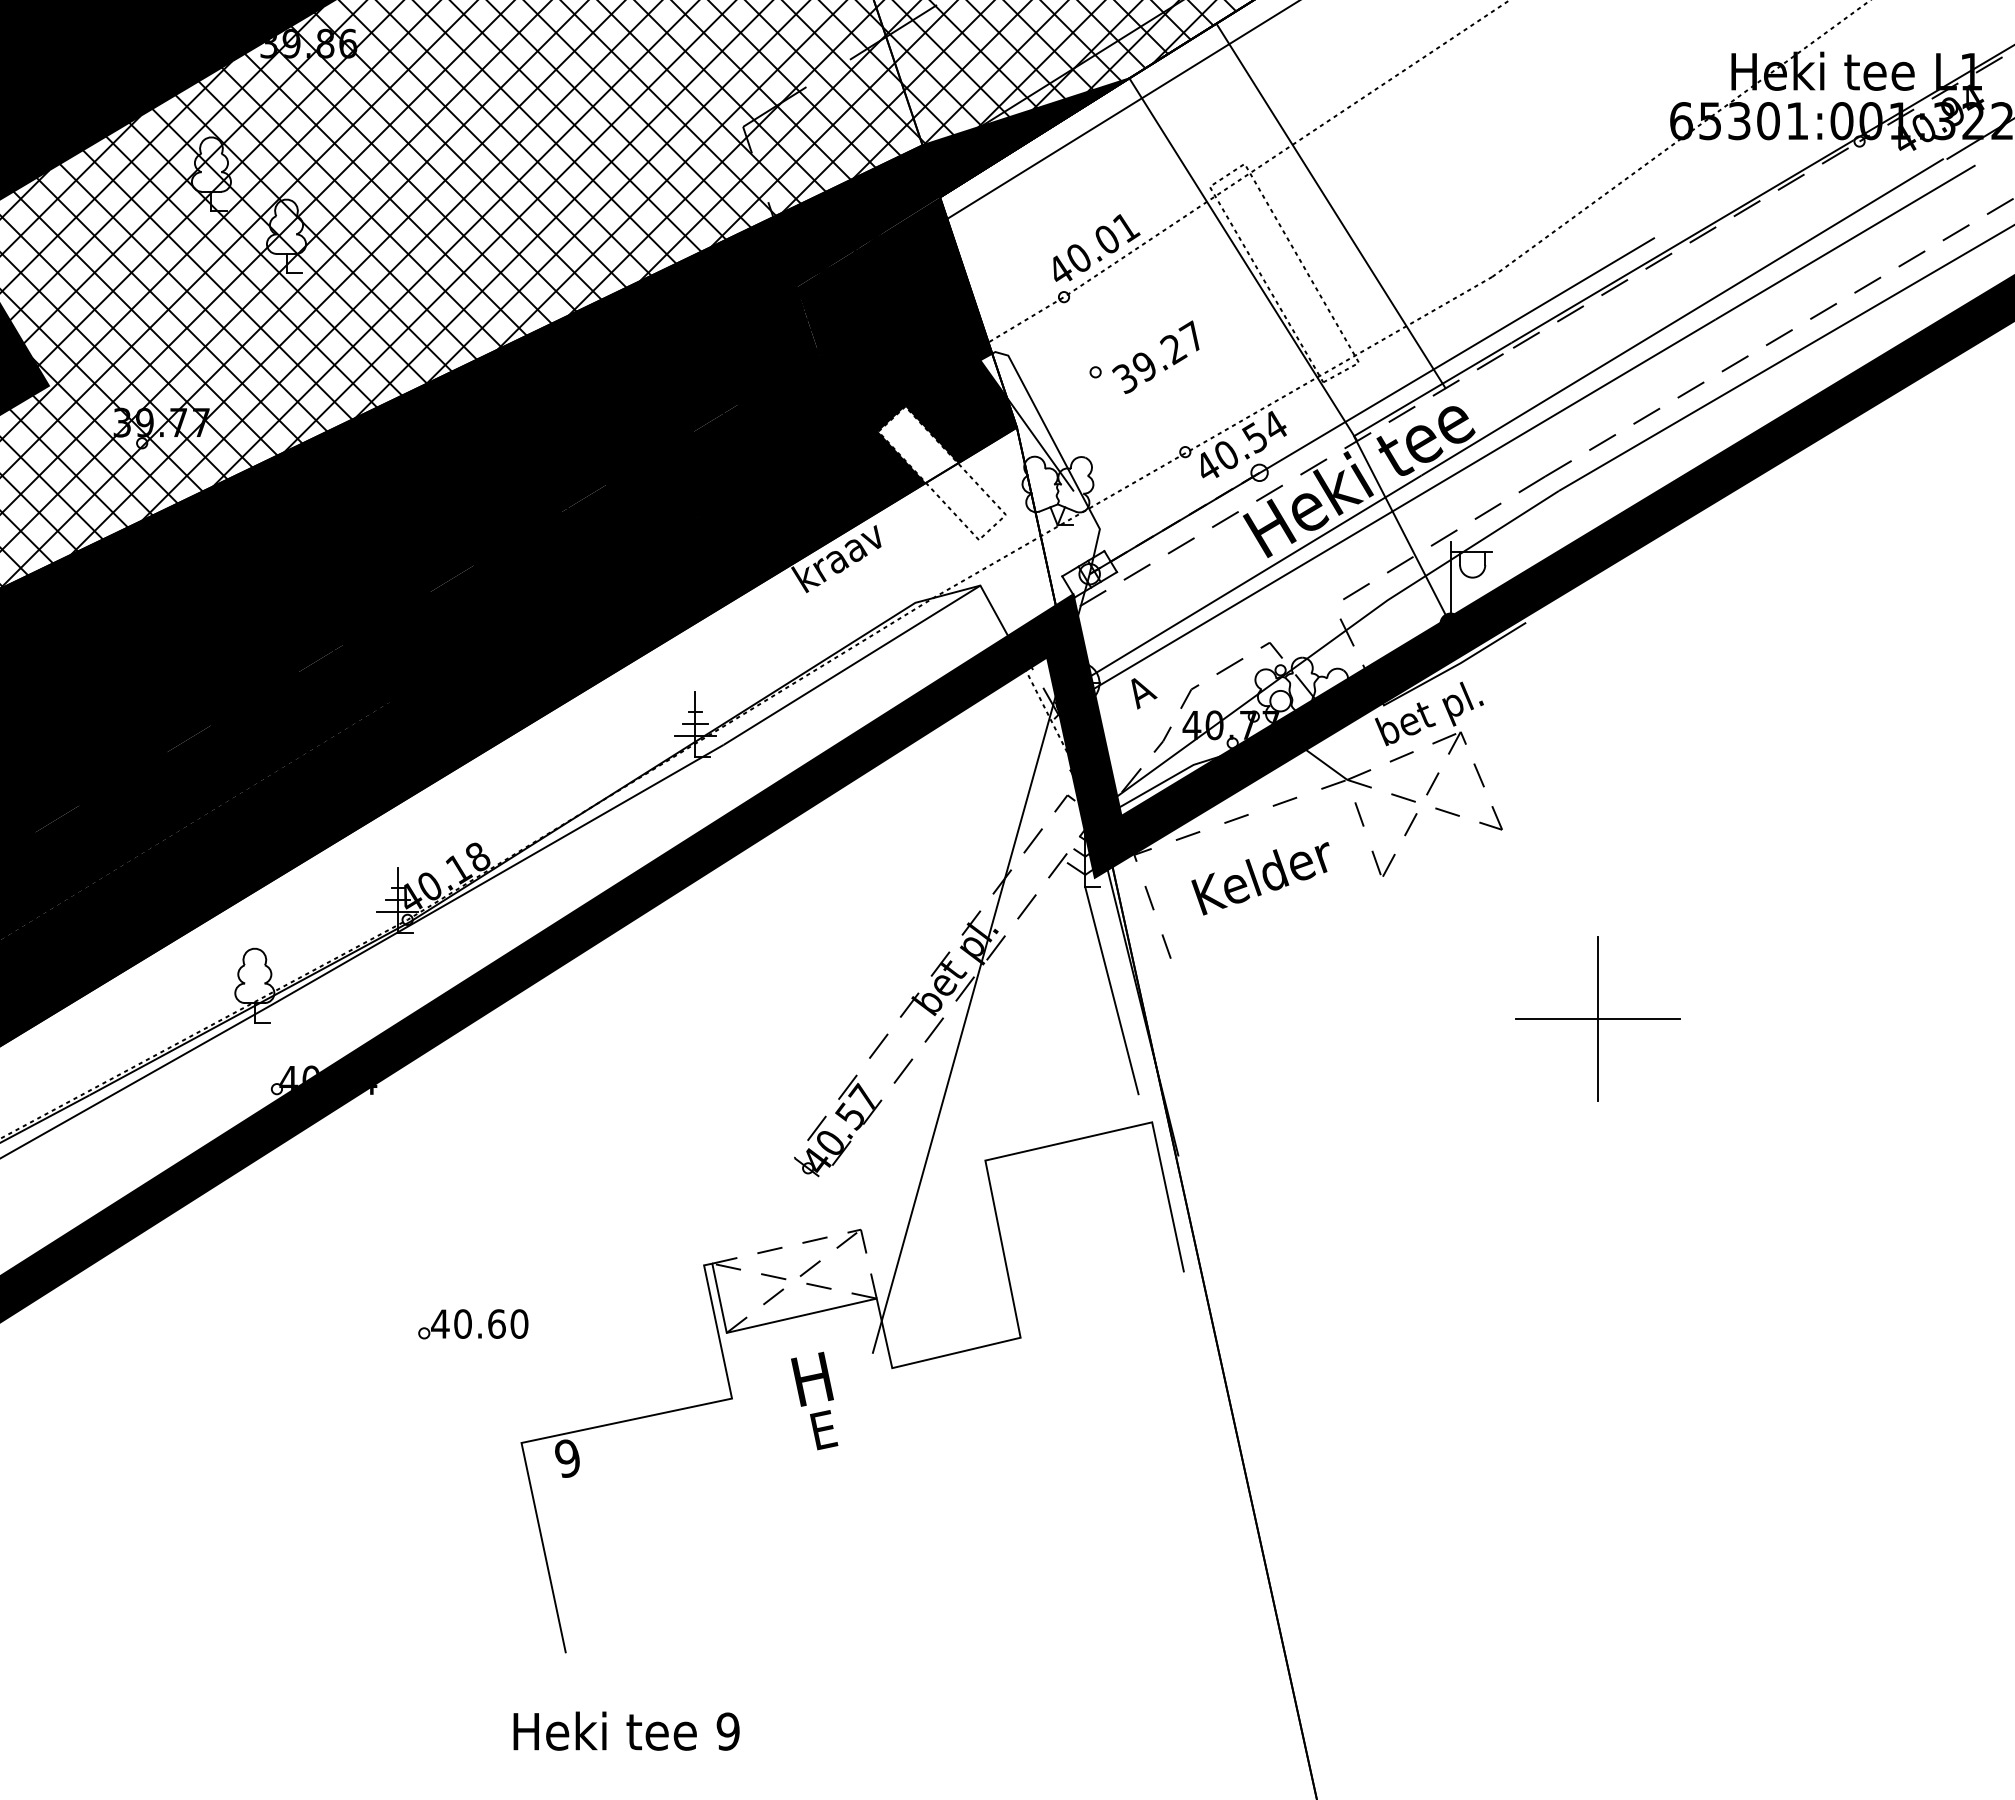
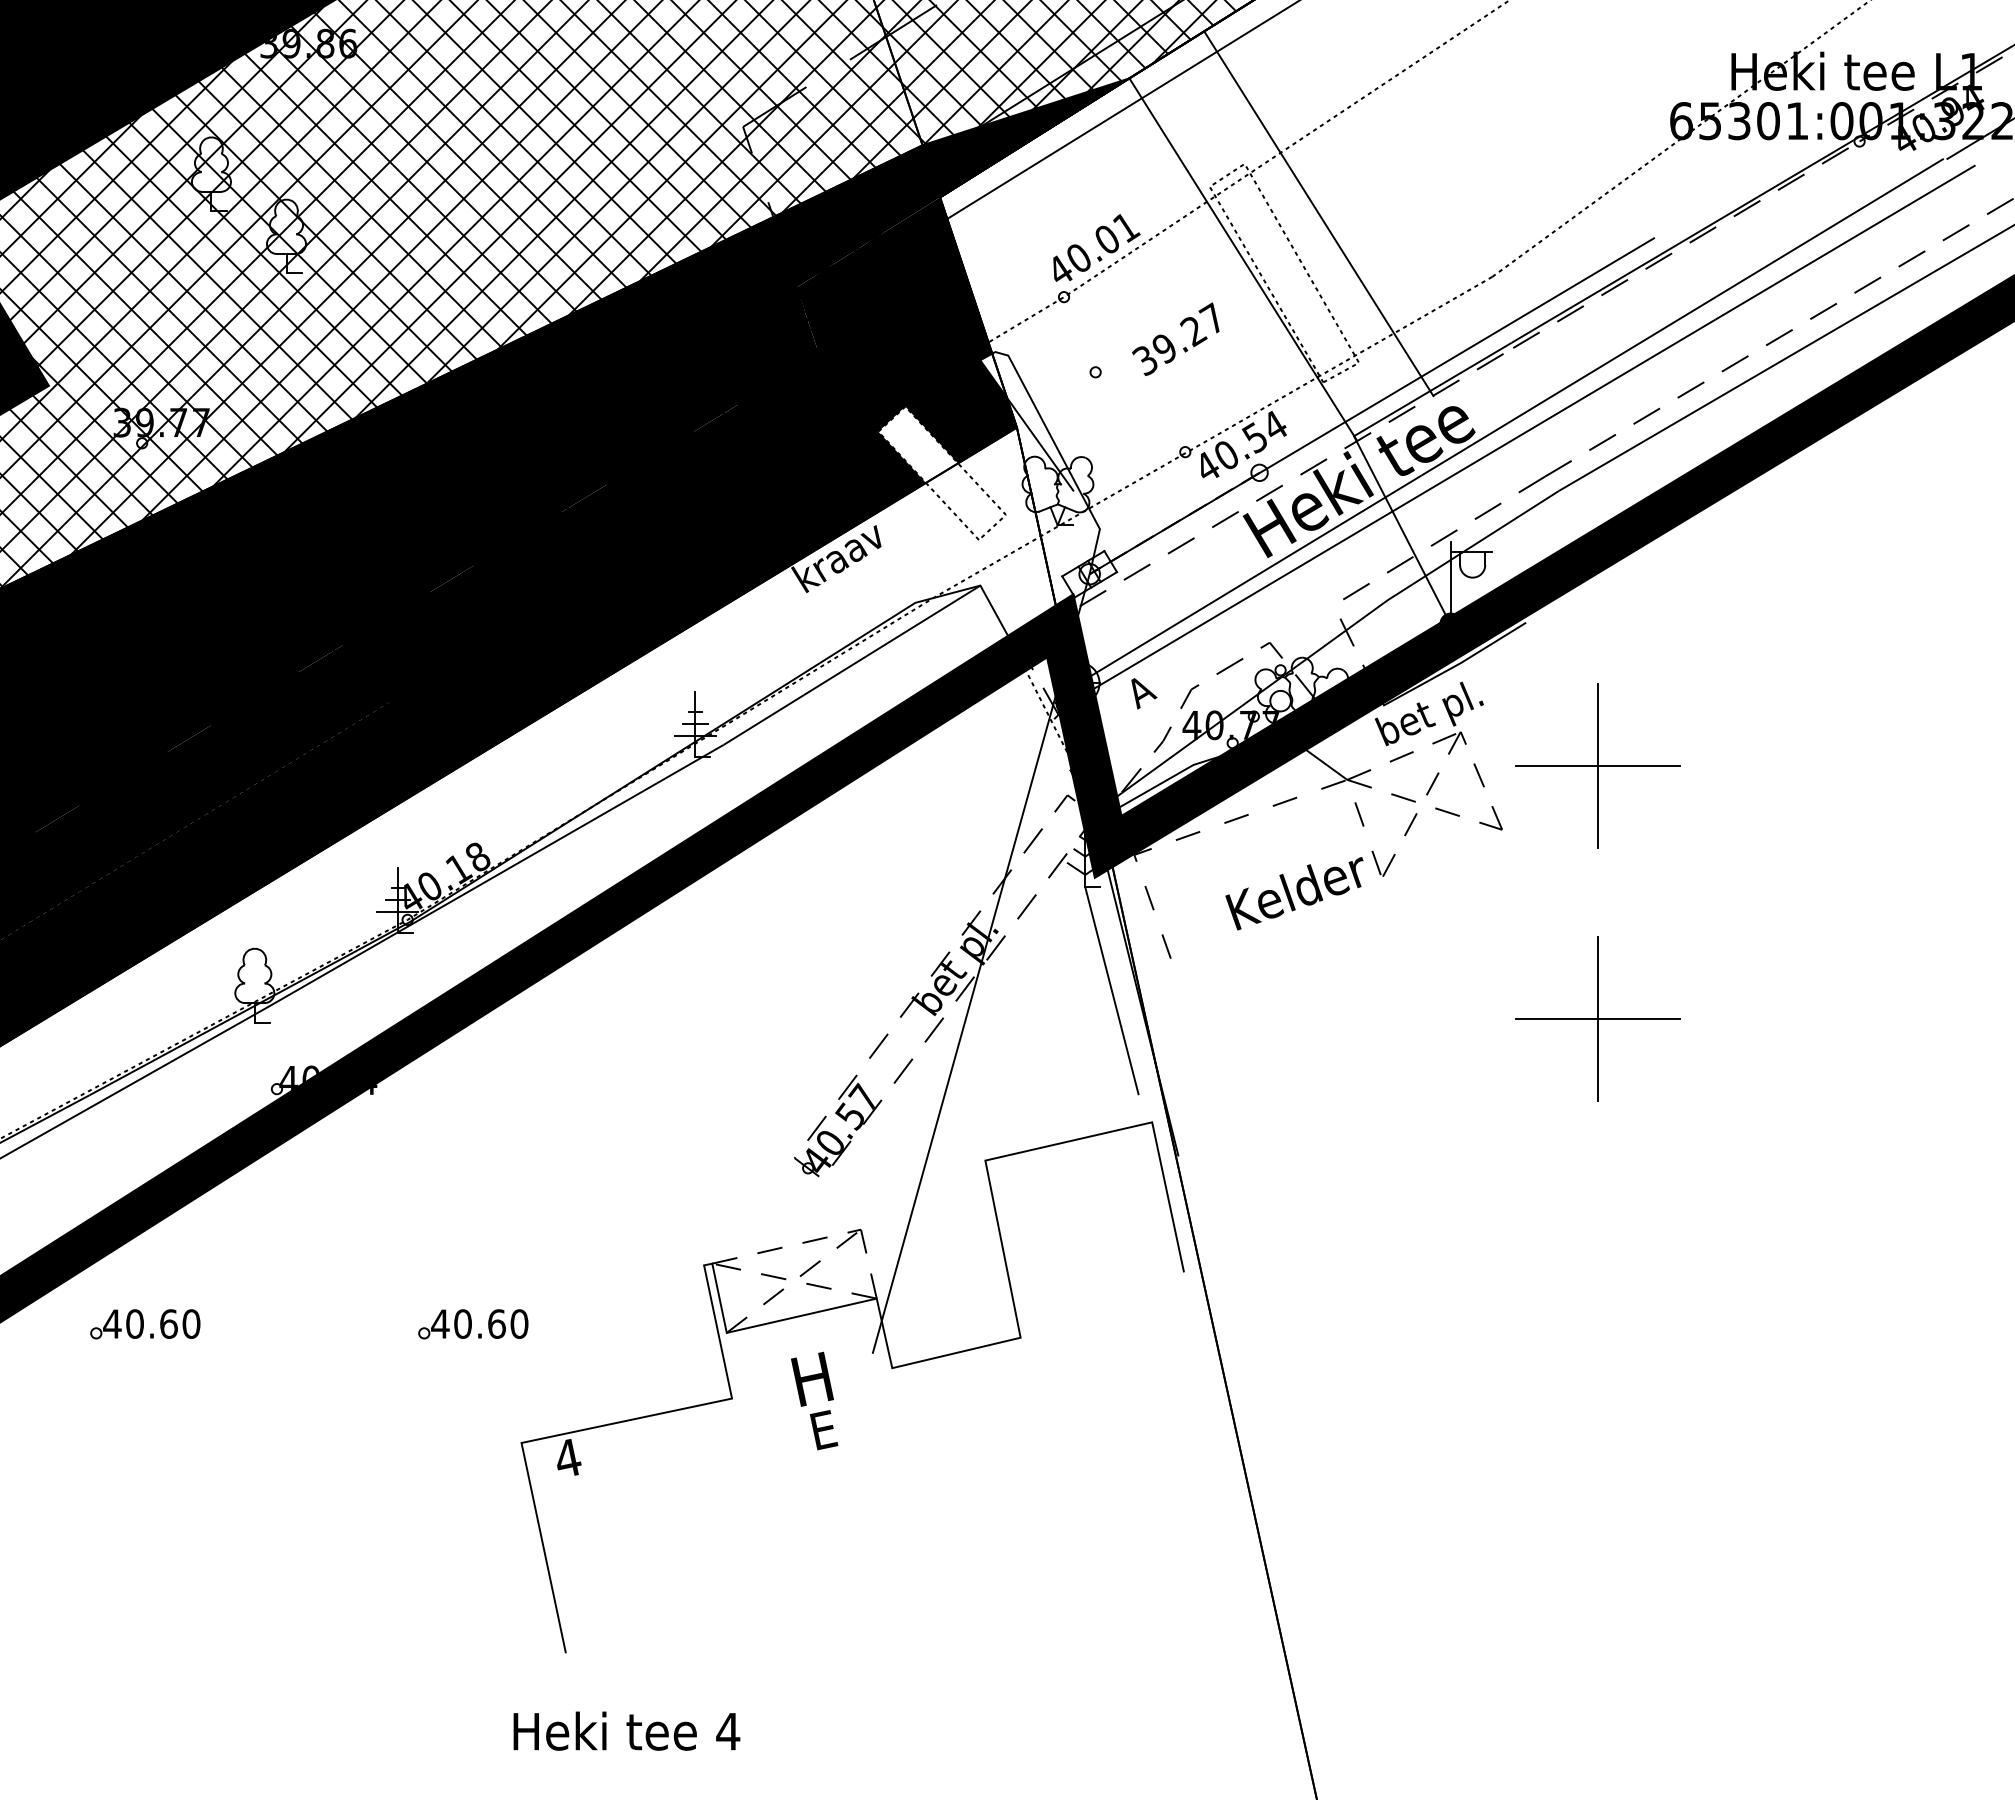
line position: (1330, 205) -> (1318, 213) (1318, 213)
text position: (1155, 356) -> (1175, 338) (1175, 338)
part: none -> present (1597, 765)
text position: (1260, 878) -> (1294, 893) (1294, 893)
part: none -> present (145, 1324)
text: 9 -> 4 (568, 1458)
text: 9 -> 4 (728, 1731)
